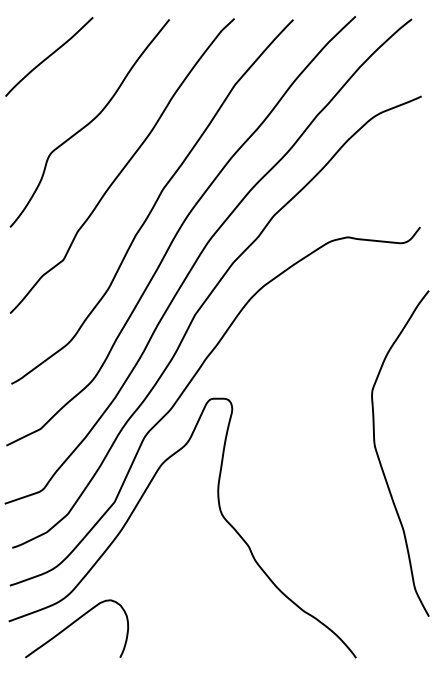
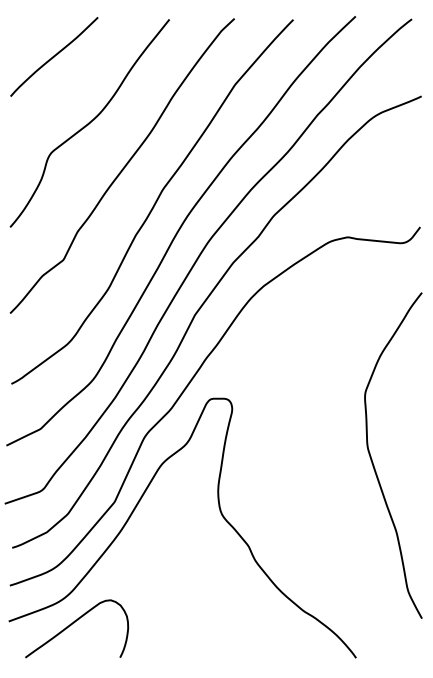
curve position: (49, 56) -> (54, 56) (54, 56)
curve position: (380, 460) -> (373, 462) (373, 462)
